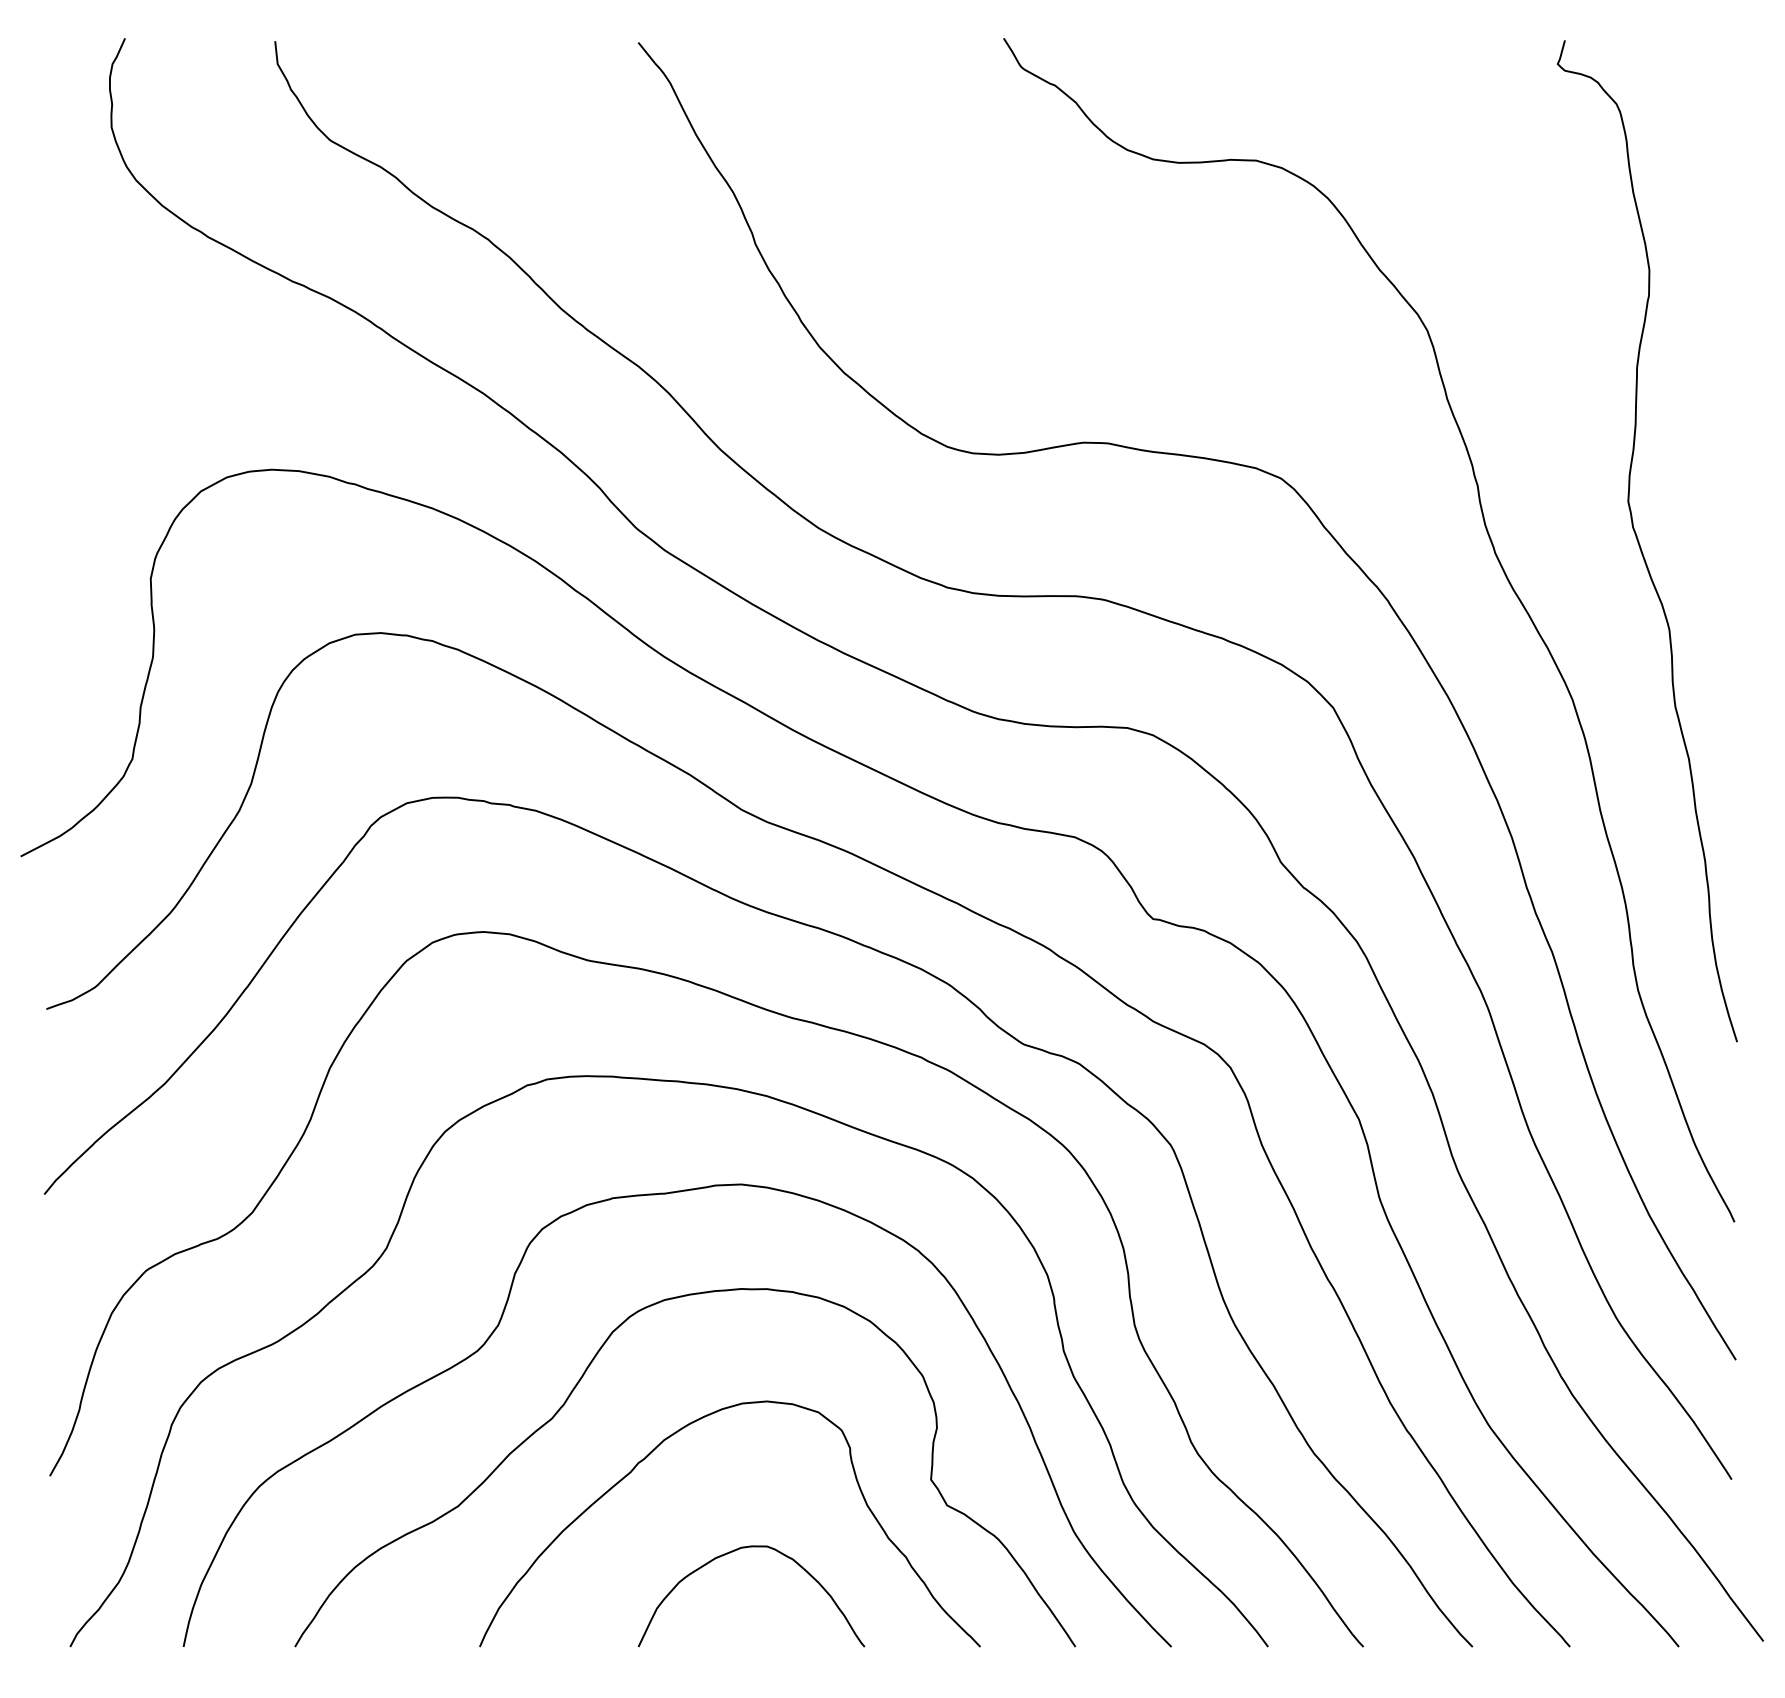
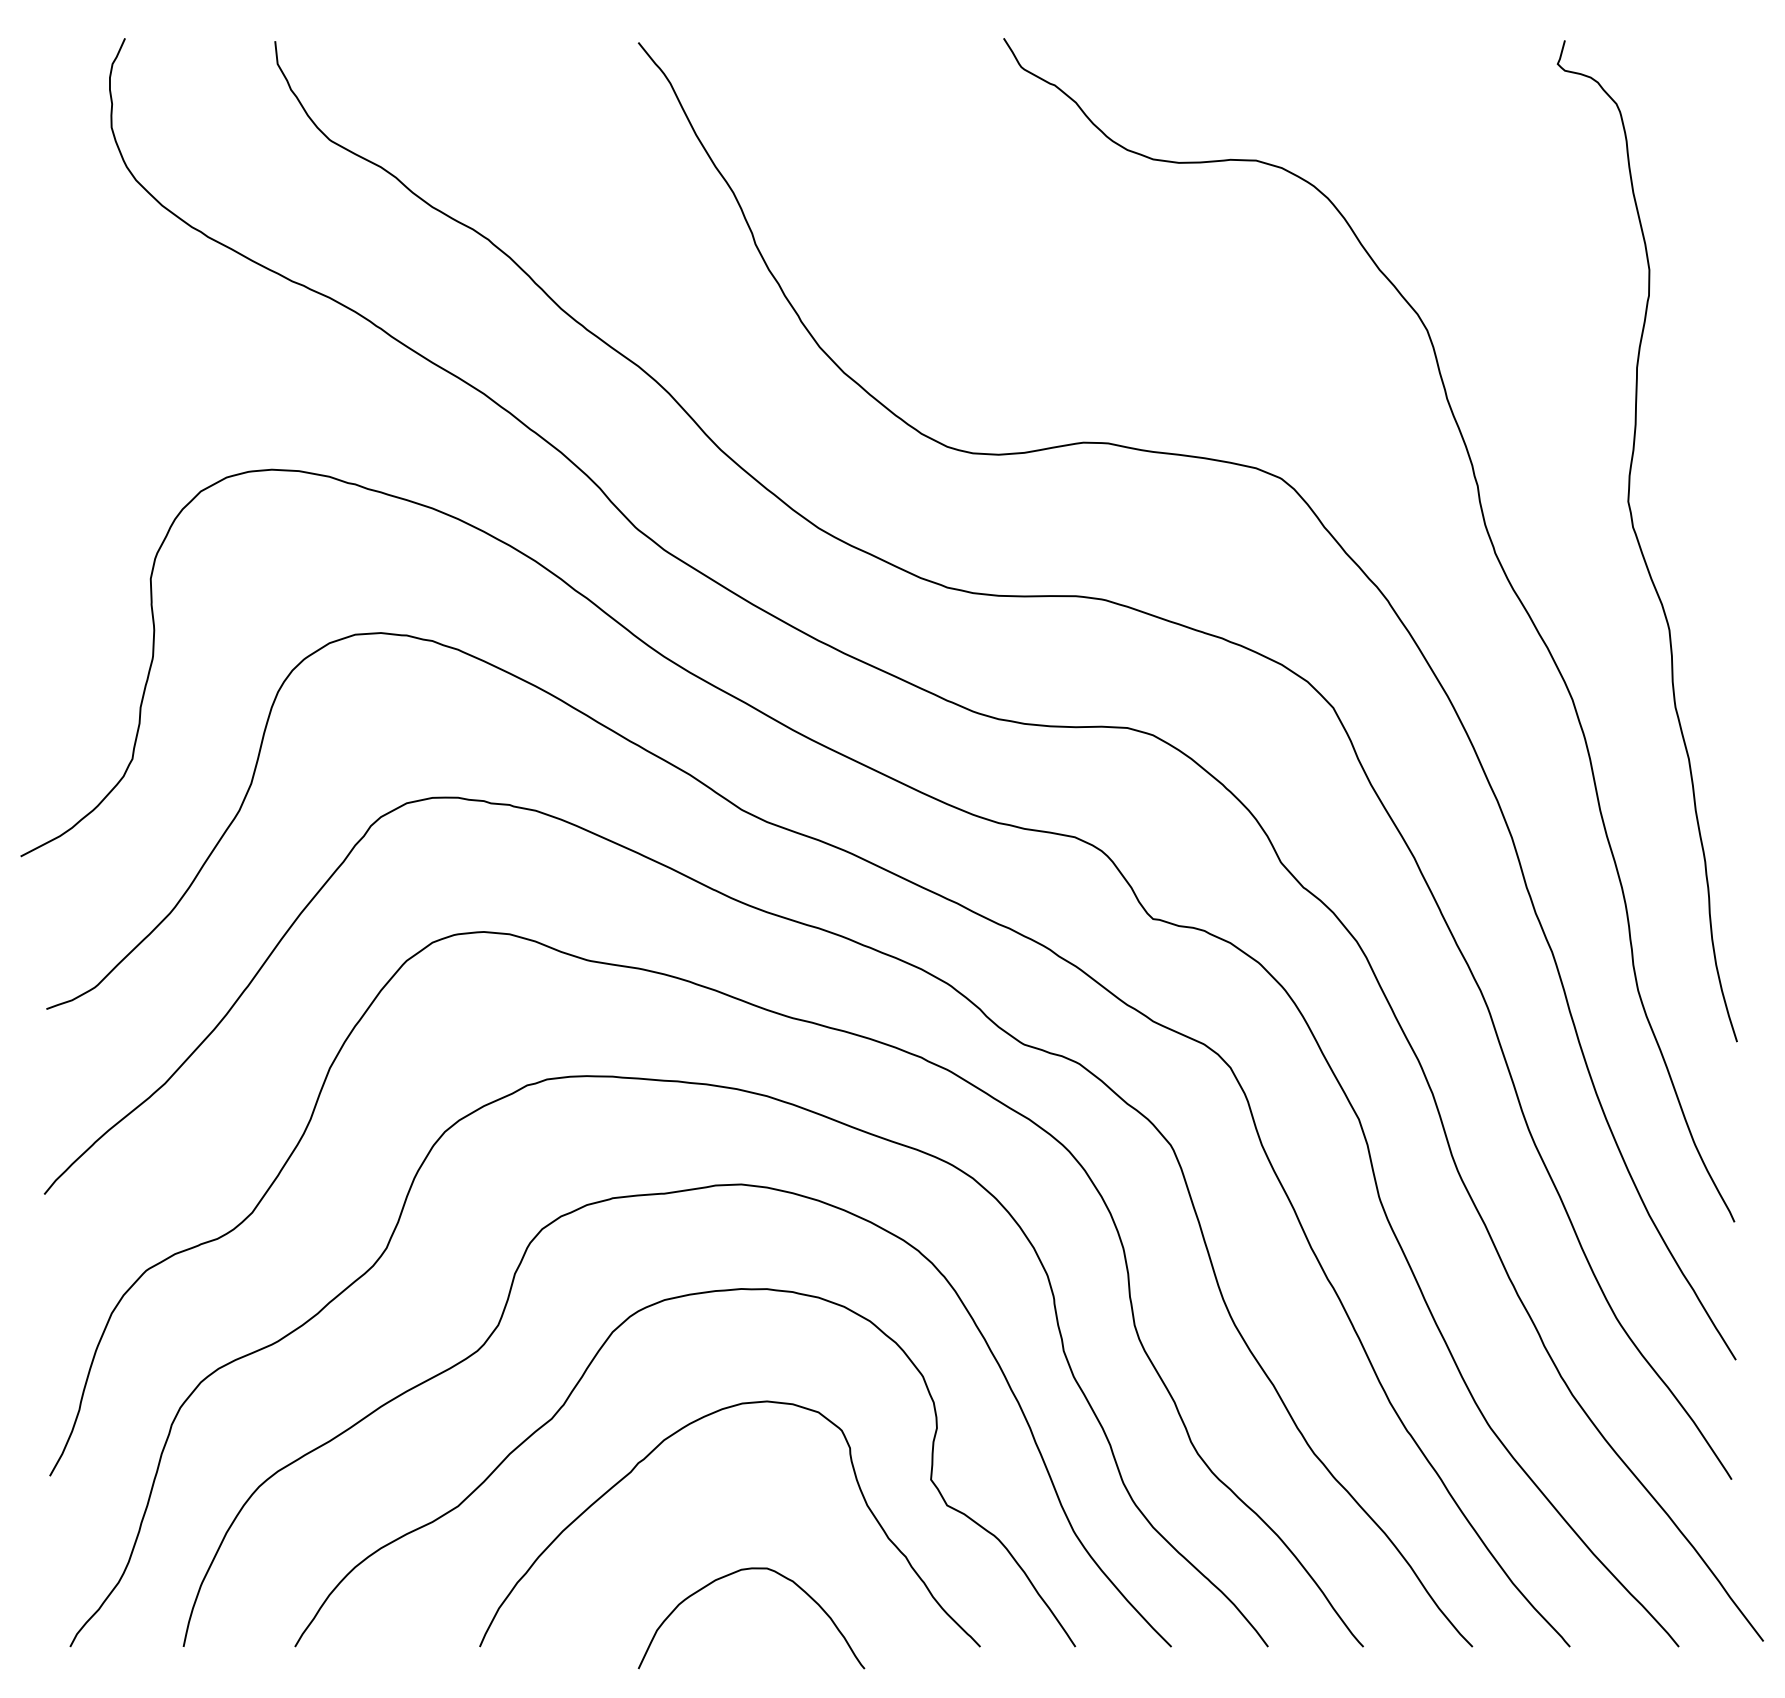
curve position: (735, 1551) -> (735, 1573) (735, 1573)
